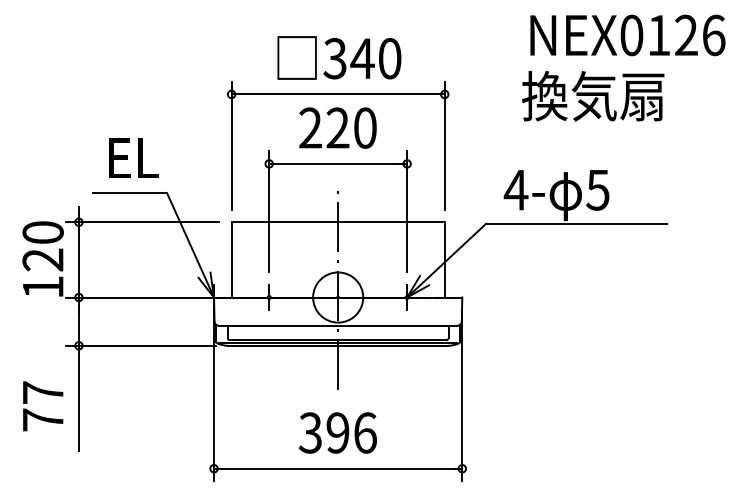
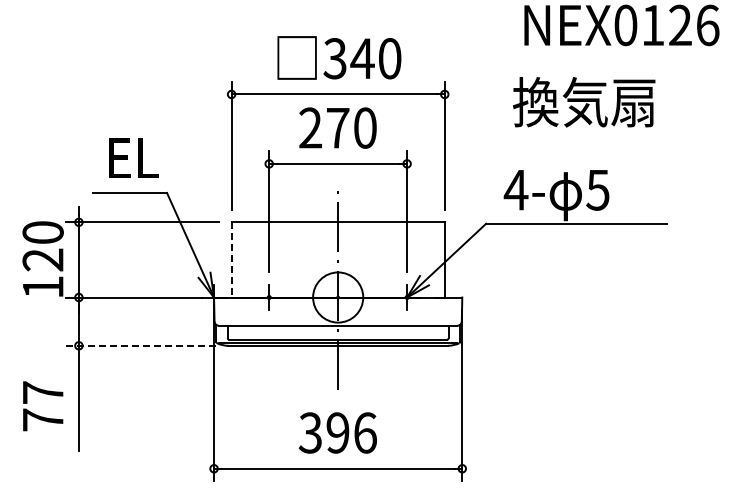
text position: (627, 35) -> (621, 25) (621, 25)
text position: (593, 96) -> (584, 102) (584, 102)
text: 220 -> 270 (337, 127)
line: solid -> dashed (231, 259)
line: solid -> dashed (141, 345)
